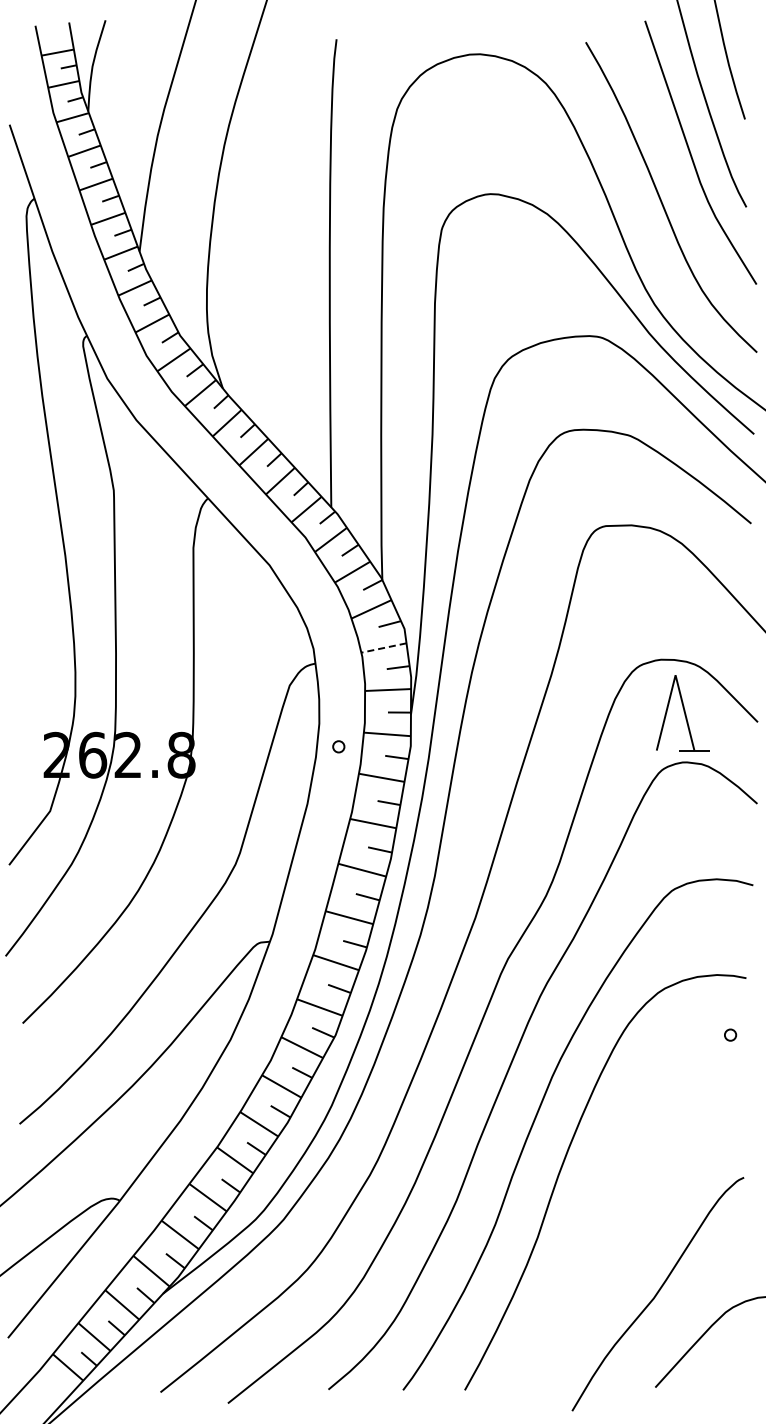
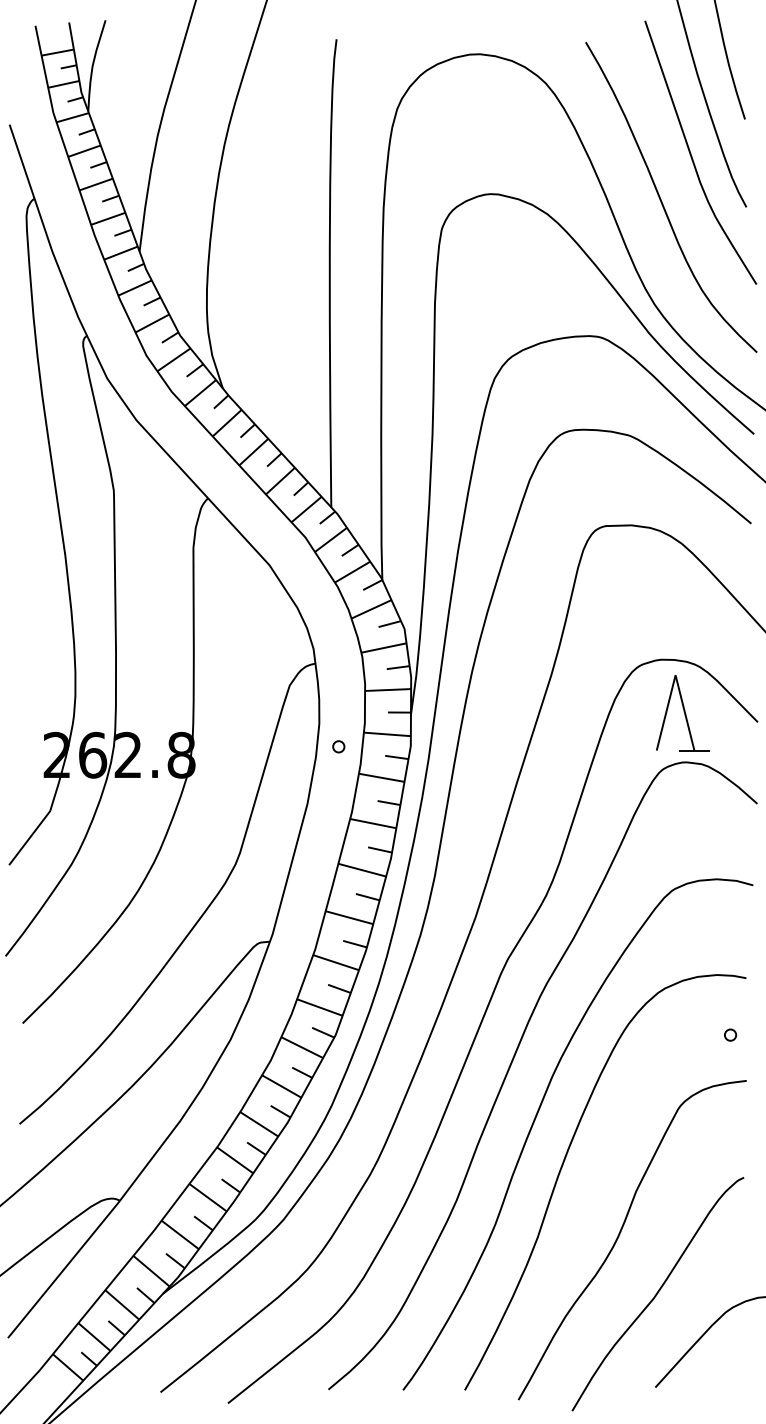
line: dashed -> solid (383, 648)
curve: none -> present (620, 1234)
